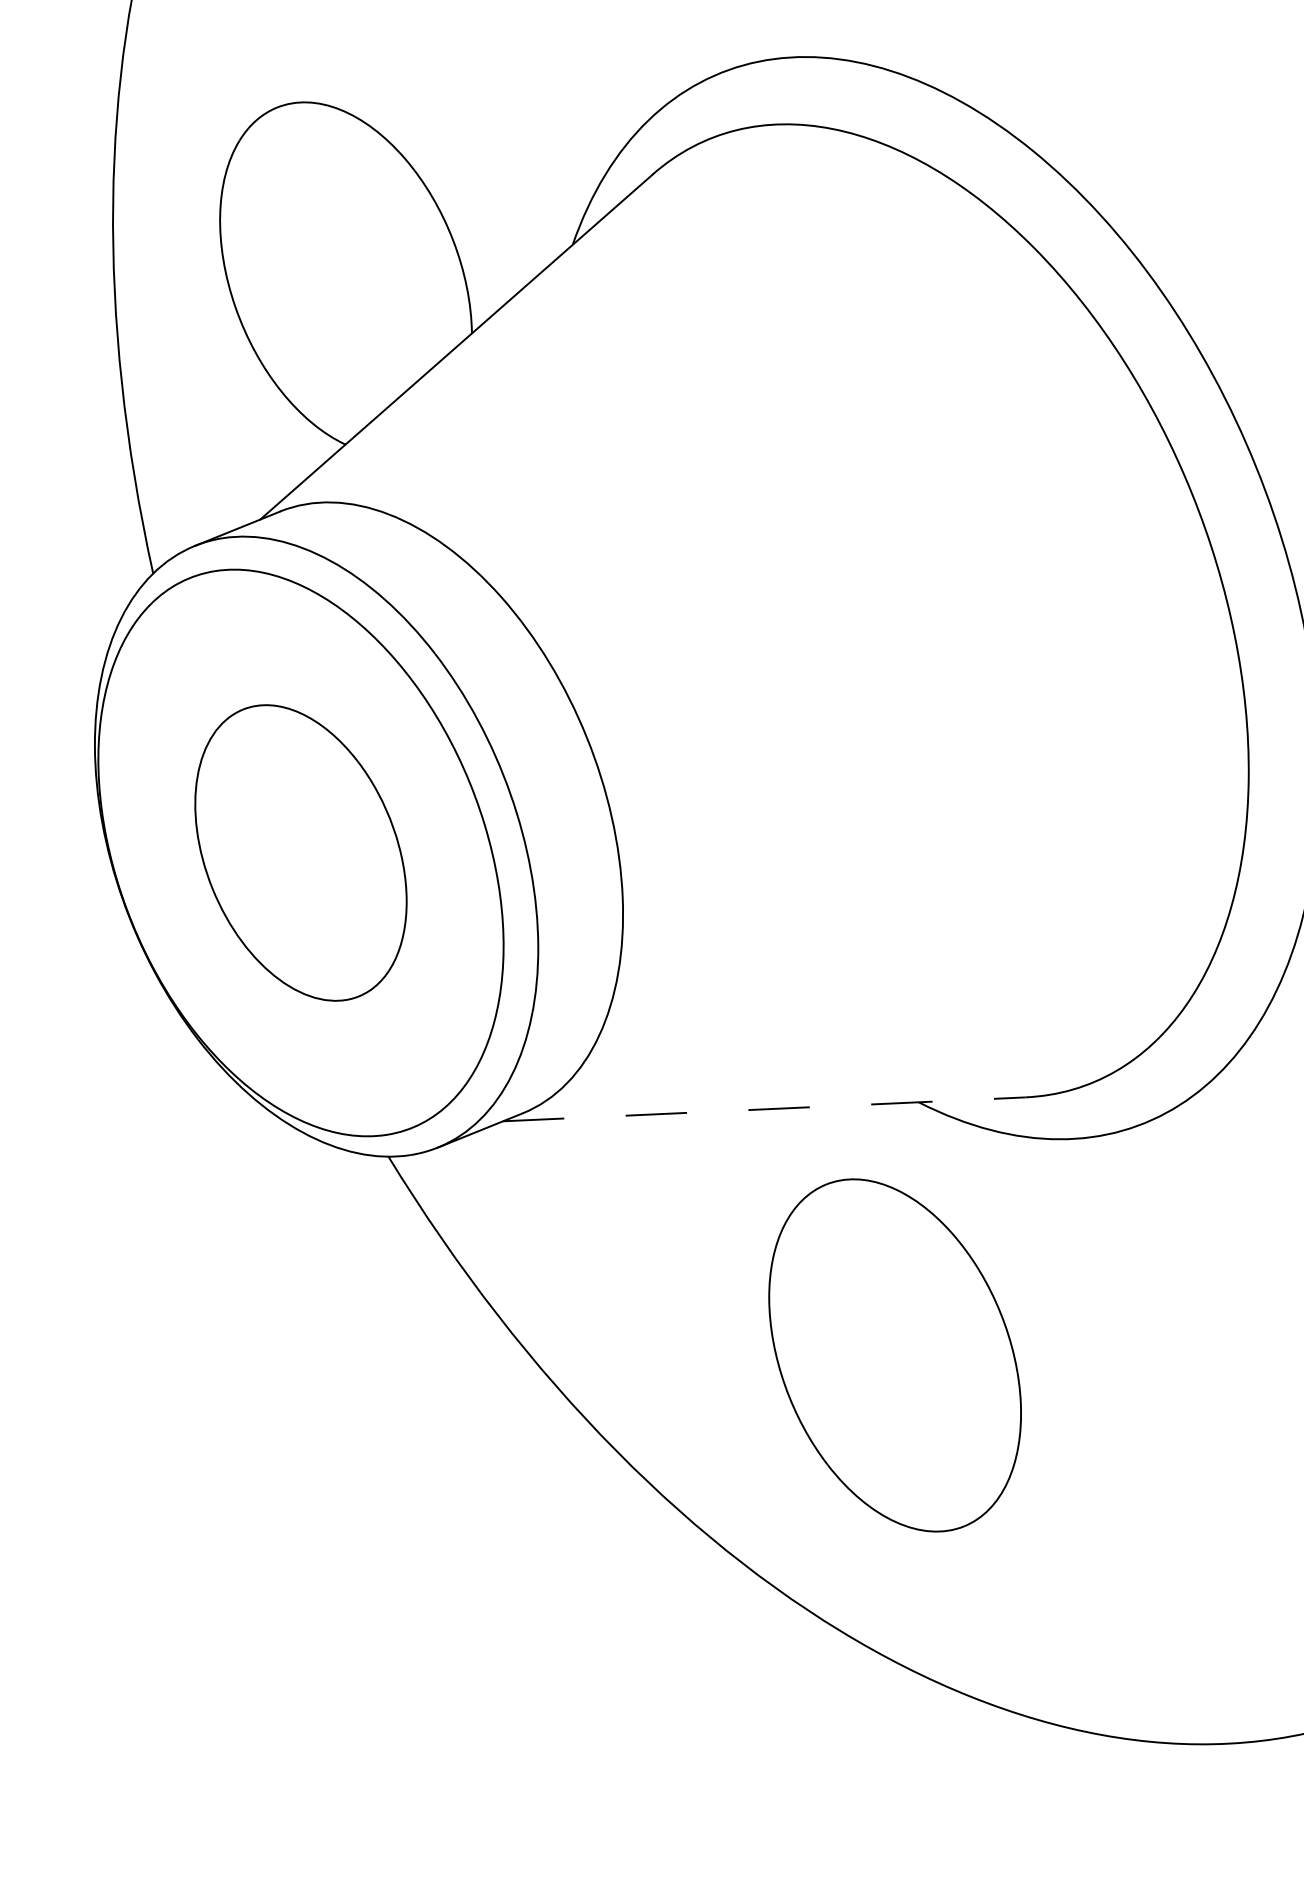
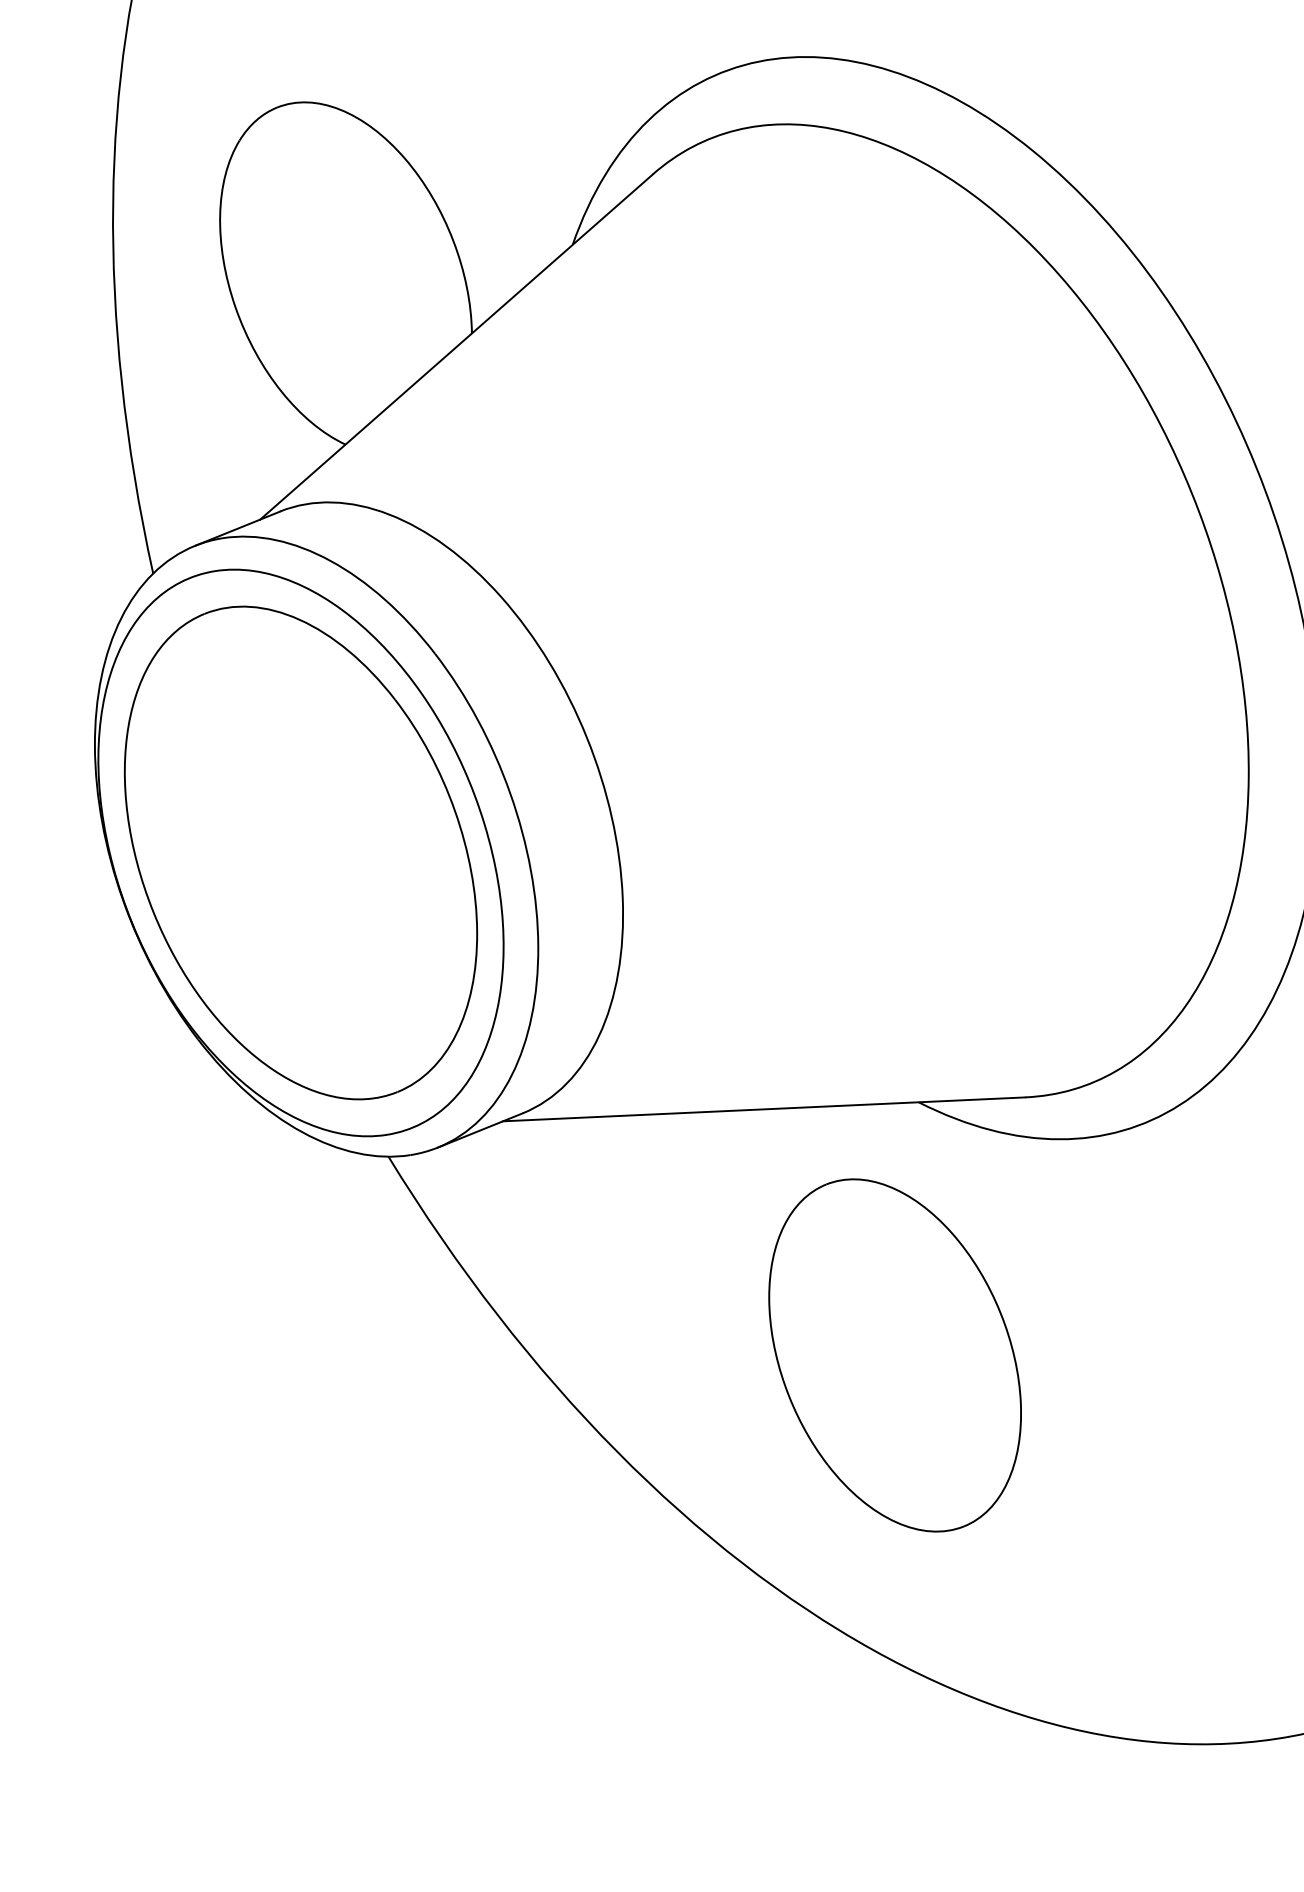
part size: 214x298 px -> 356x496 px (300, 852)
line: dashed -> solid (764, 1109)
